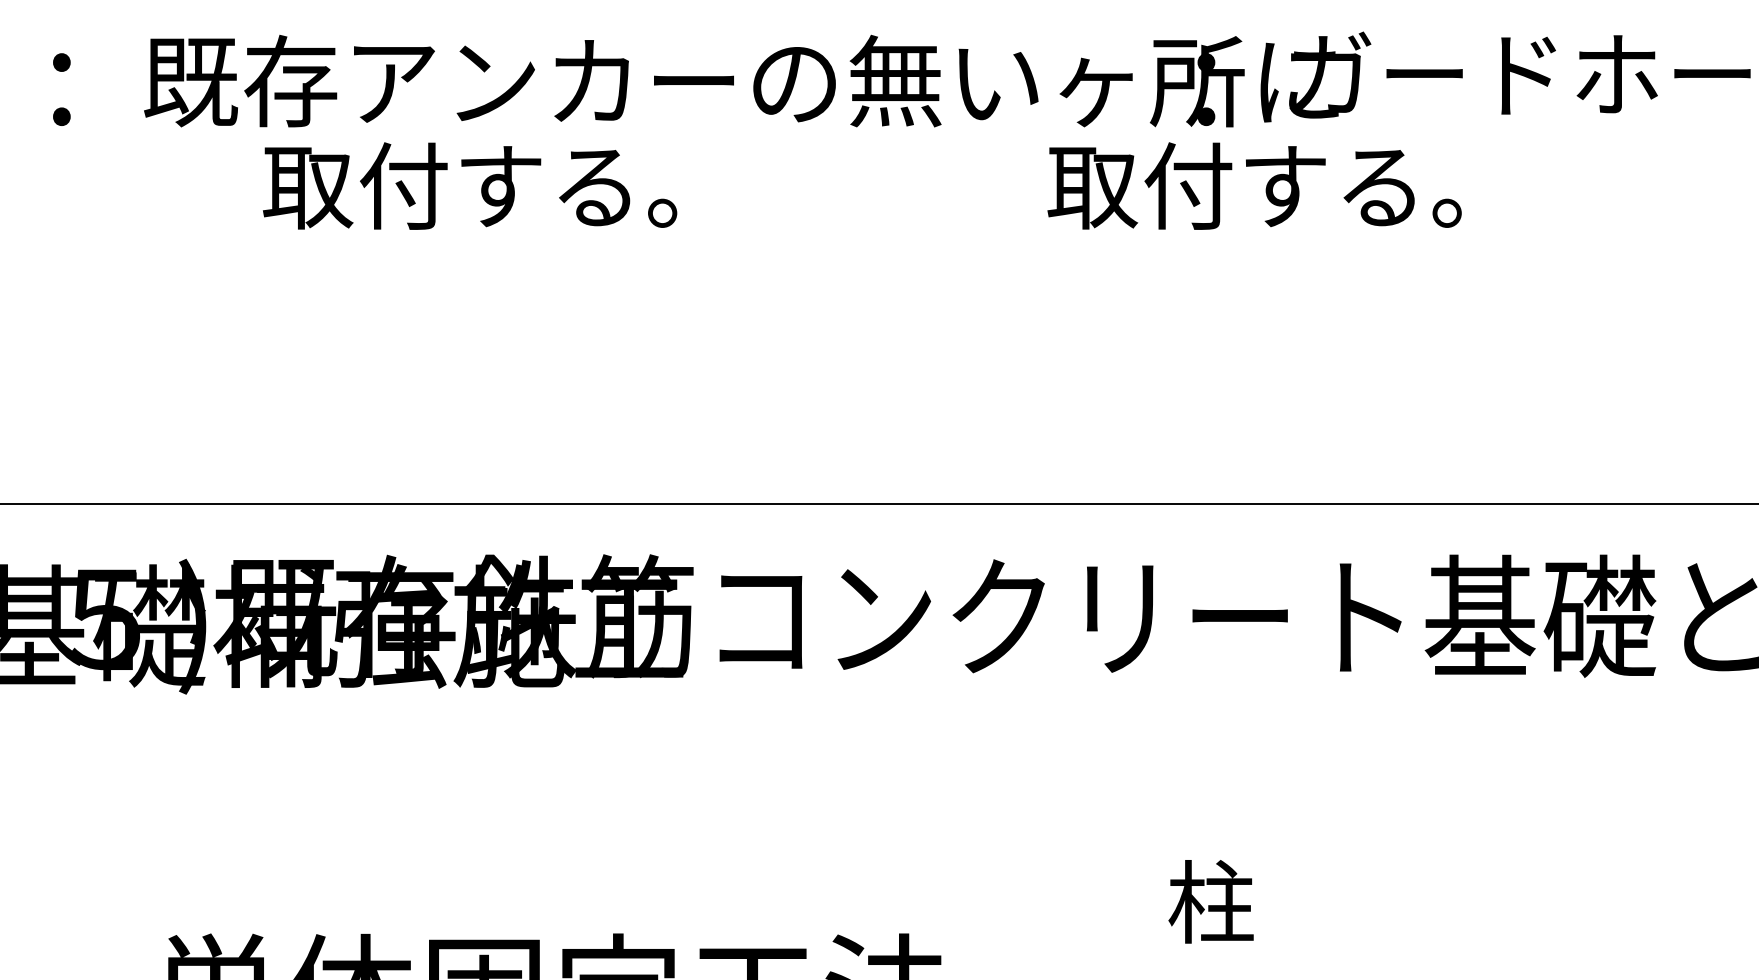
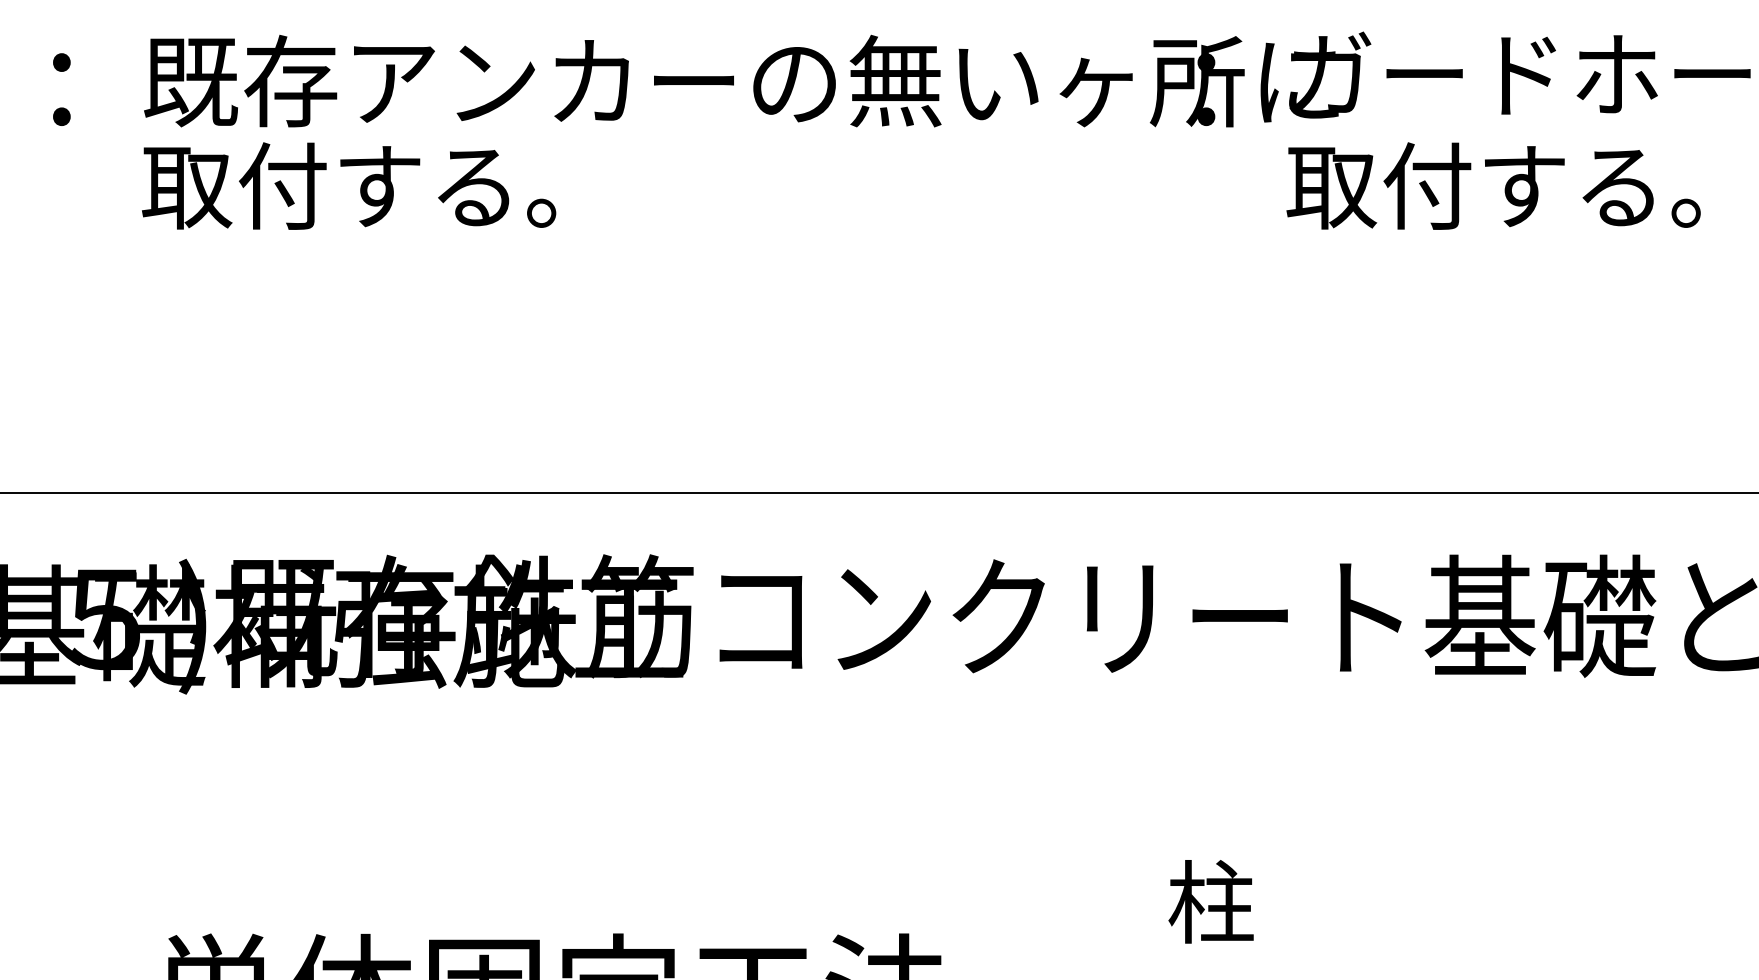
text position: (470, 185) -> (349, 185) (349, 185)
text position: (1254, 185) -> (1493, 185) (1493, 185)
line position: (878, 503) -> (878, 492) (878, 492)
